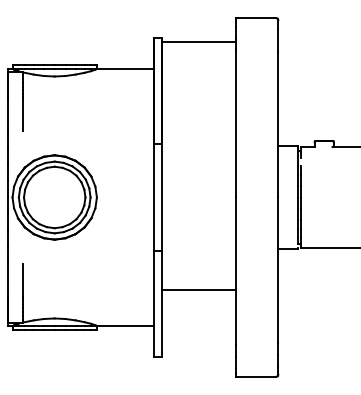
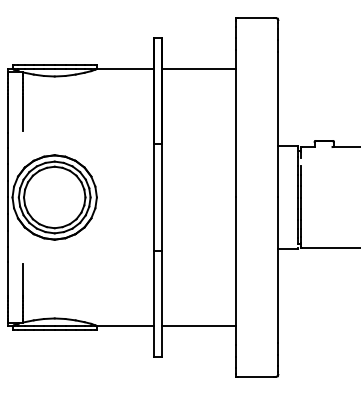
line position: (199, 41) -> (199, 68) (199, 68)
line position: (199, 290) -> (199, 326) (199, 326)
